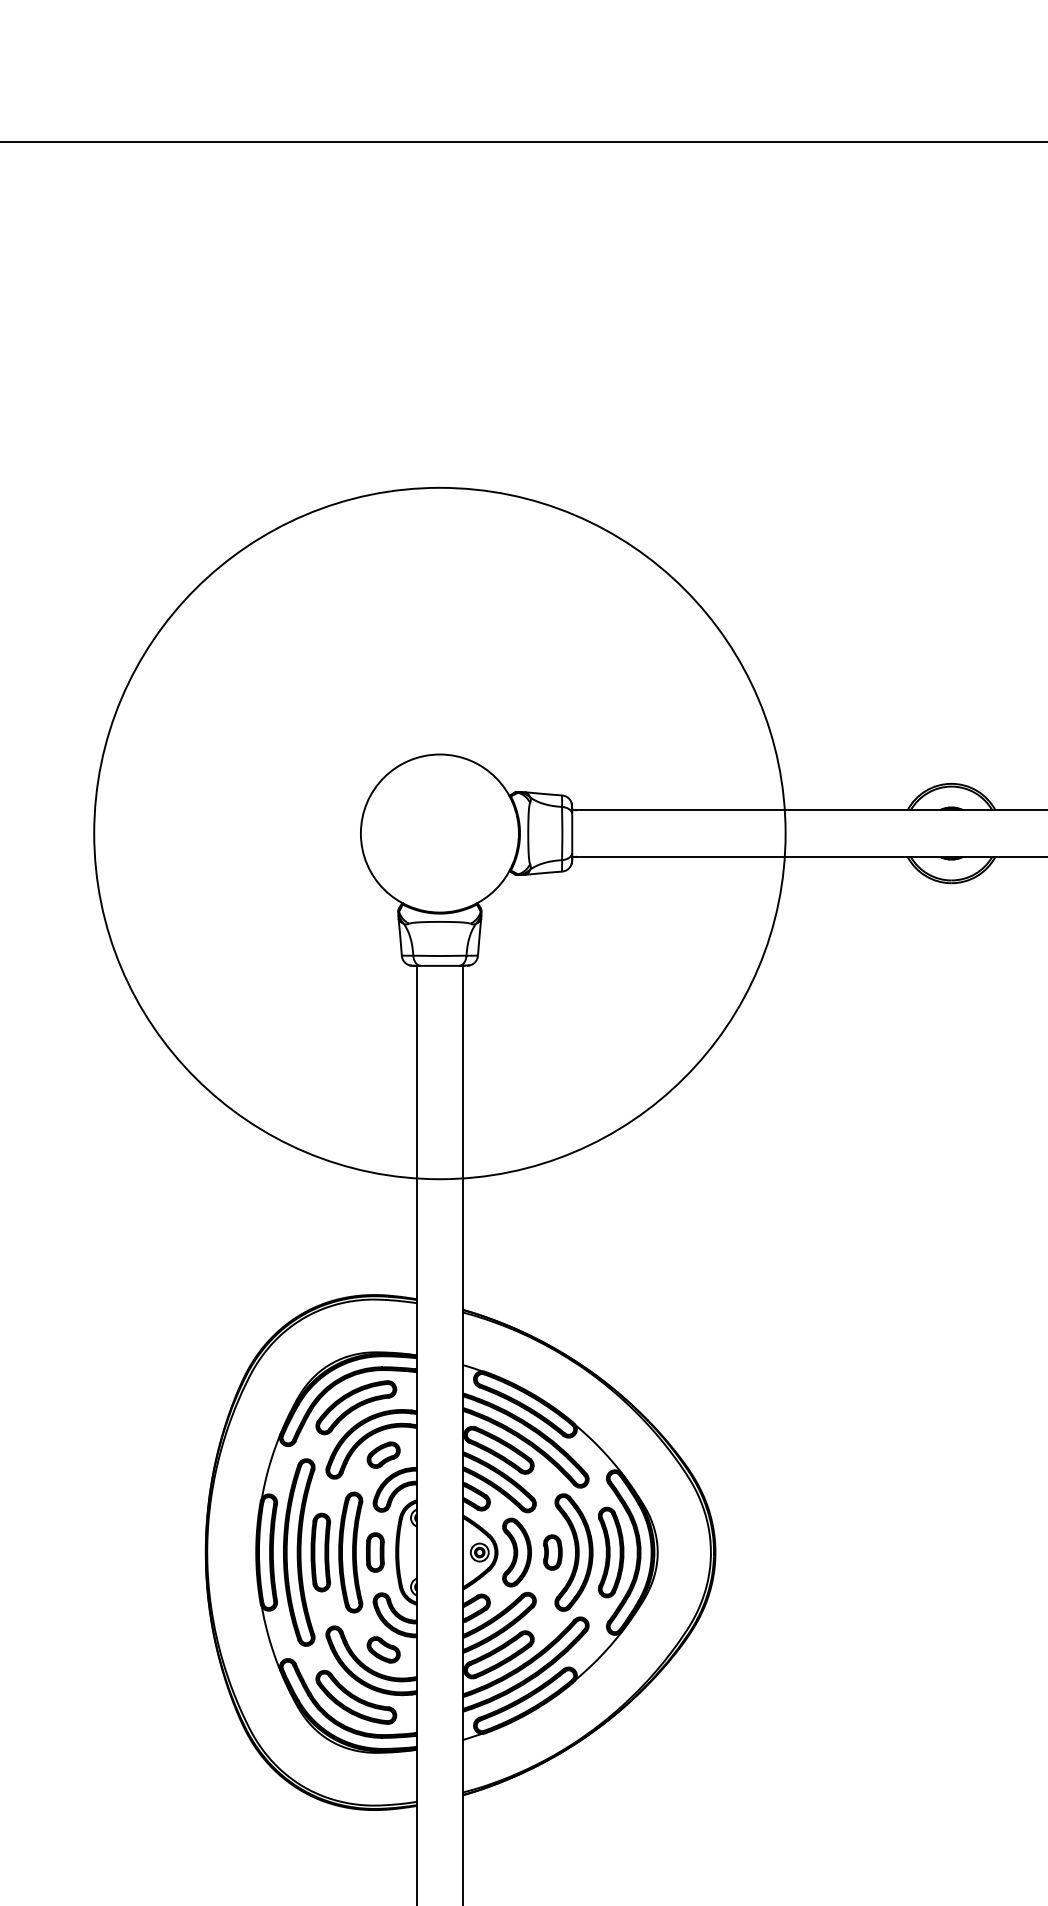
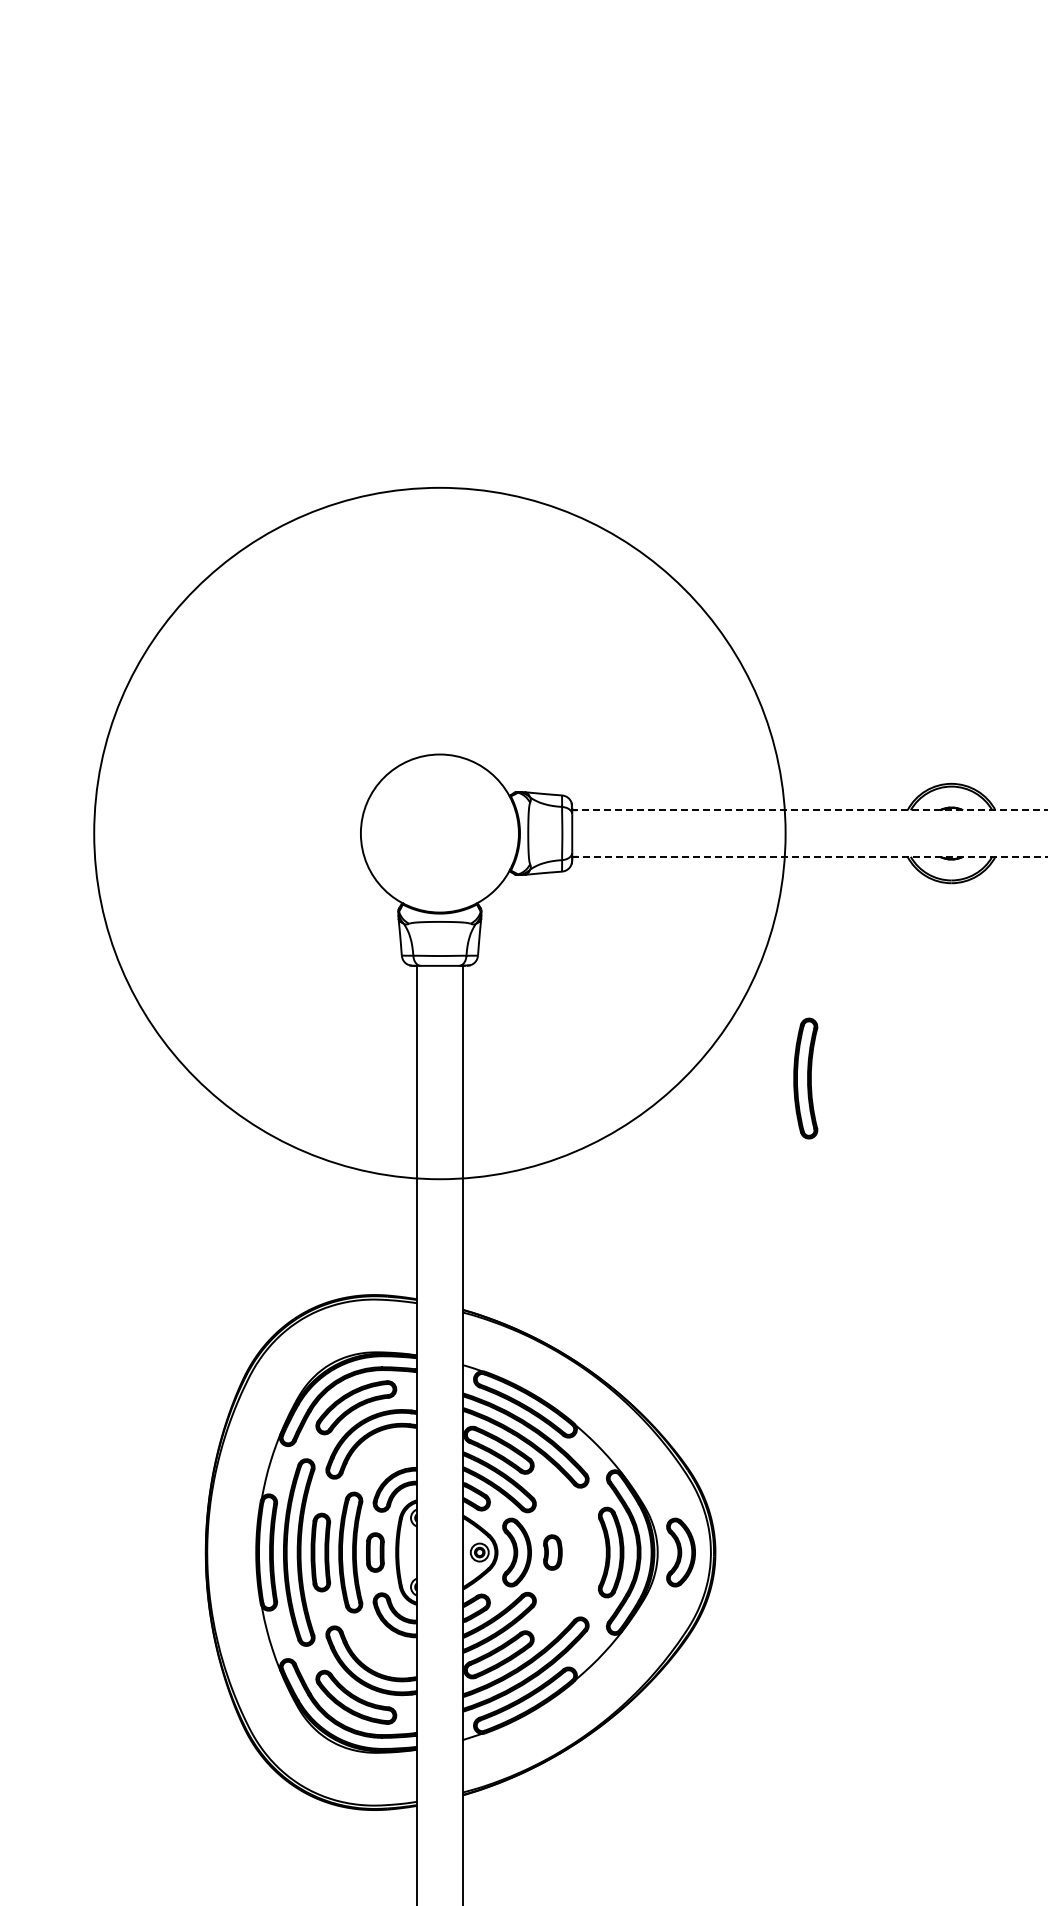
line: present -> none (523, 142)
line: solid -> dashed (809, 810)
line: solid -> dashed (810, 856)
part: none -> present (805, 1078)
part: present -> none (383, 1454)
part: present -> none (573, 1552)
part: none -> present (680, 1552)
part: present -> none (383, 1649)
